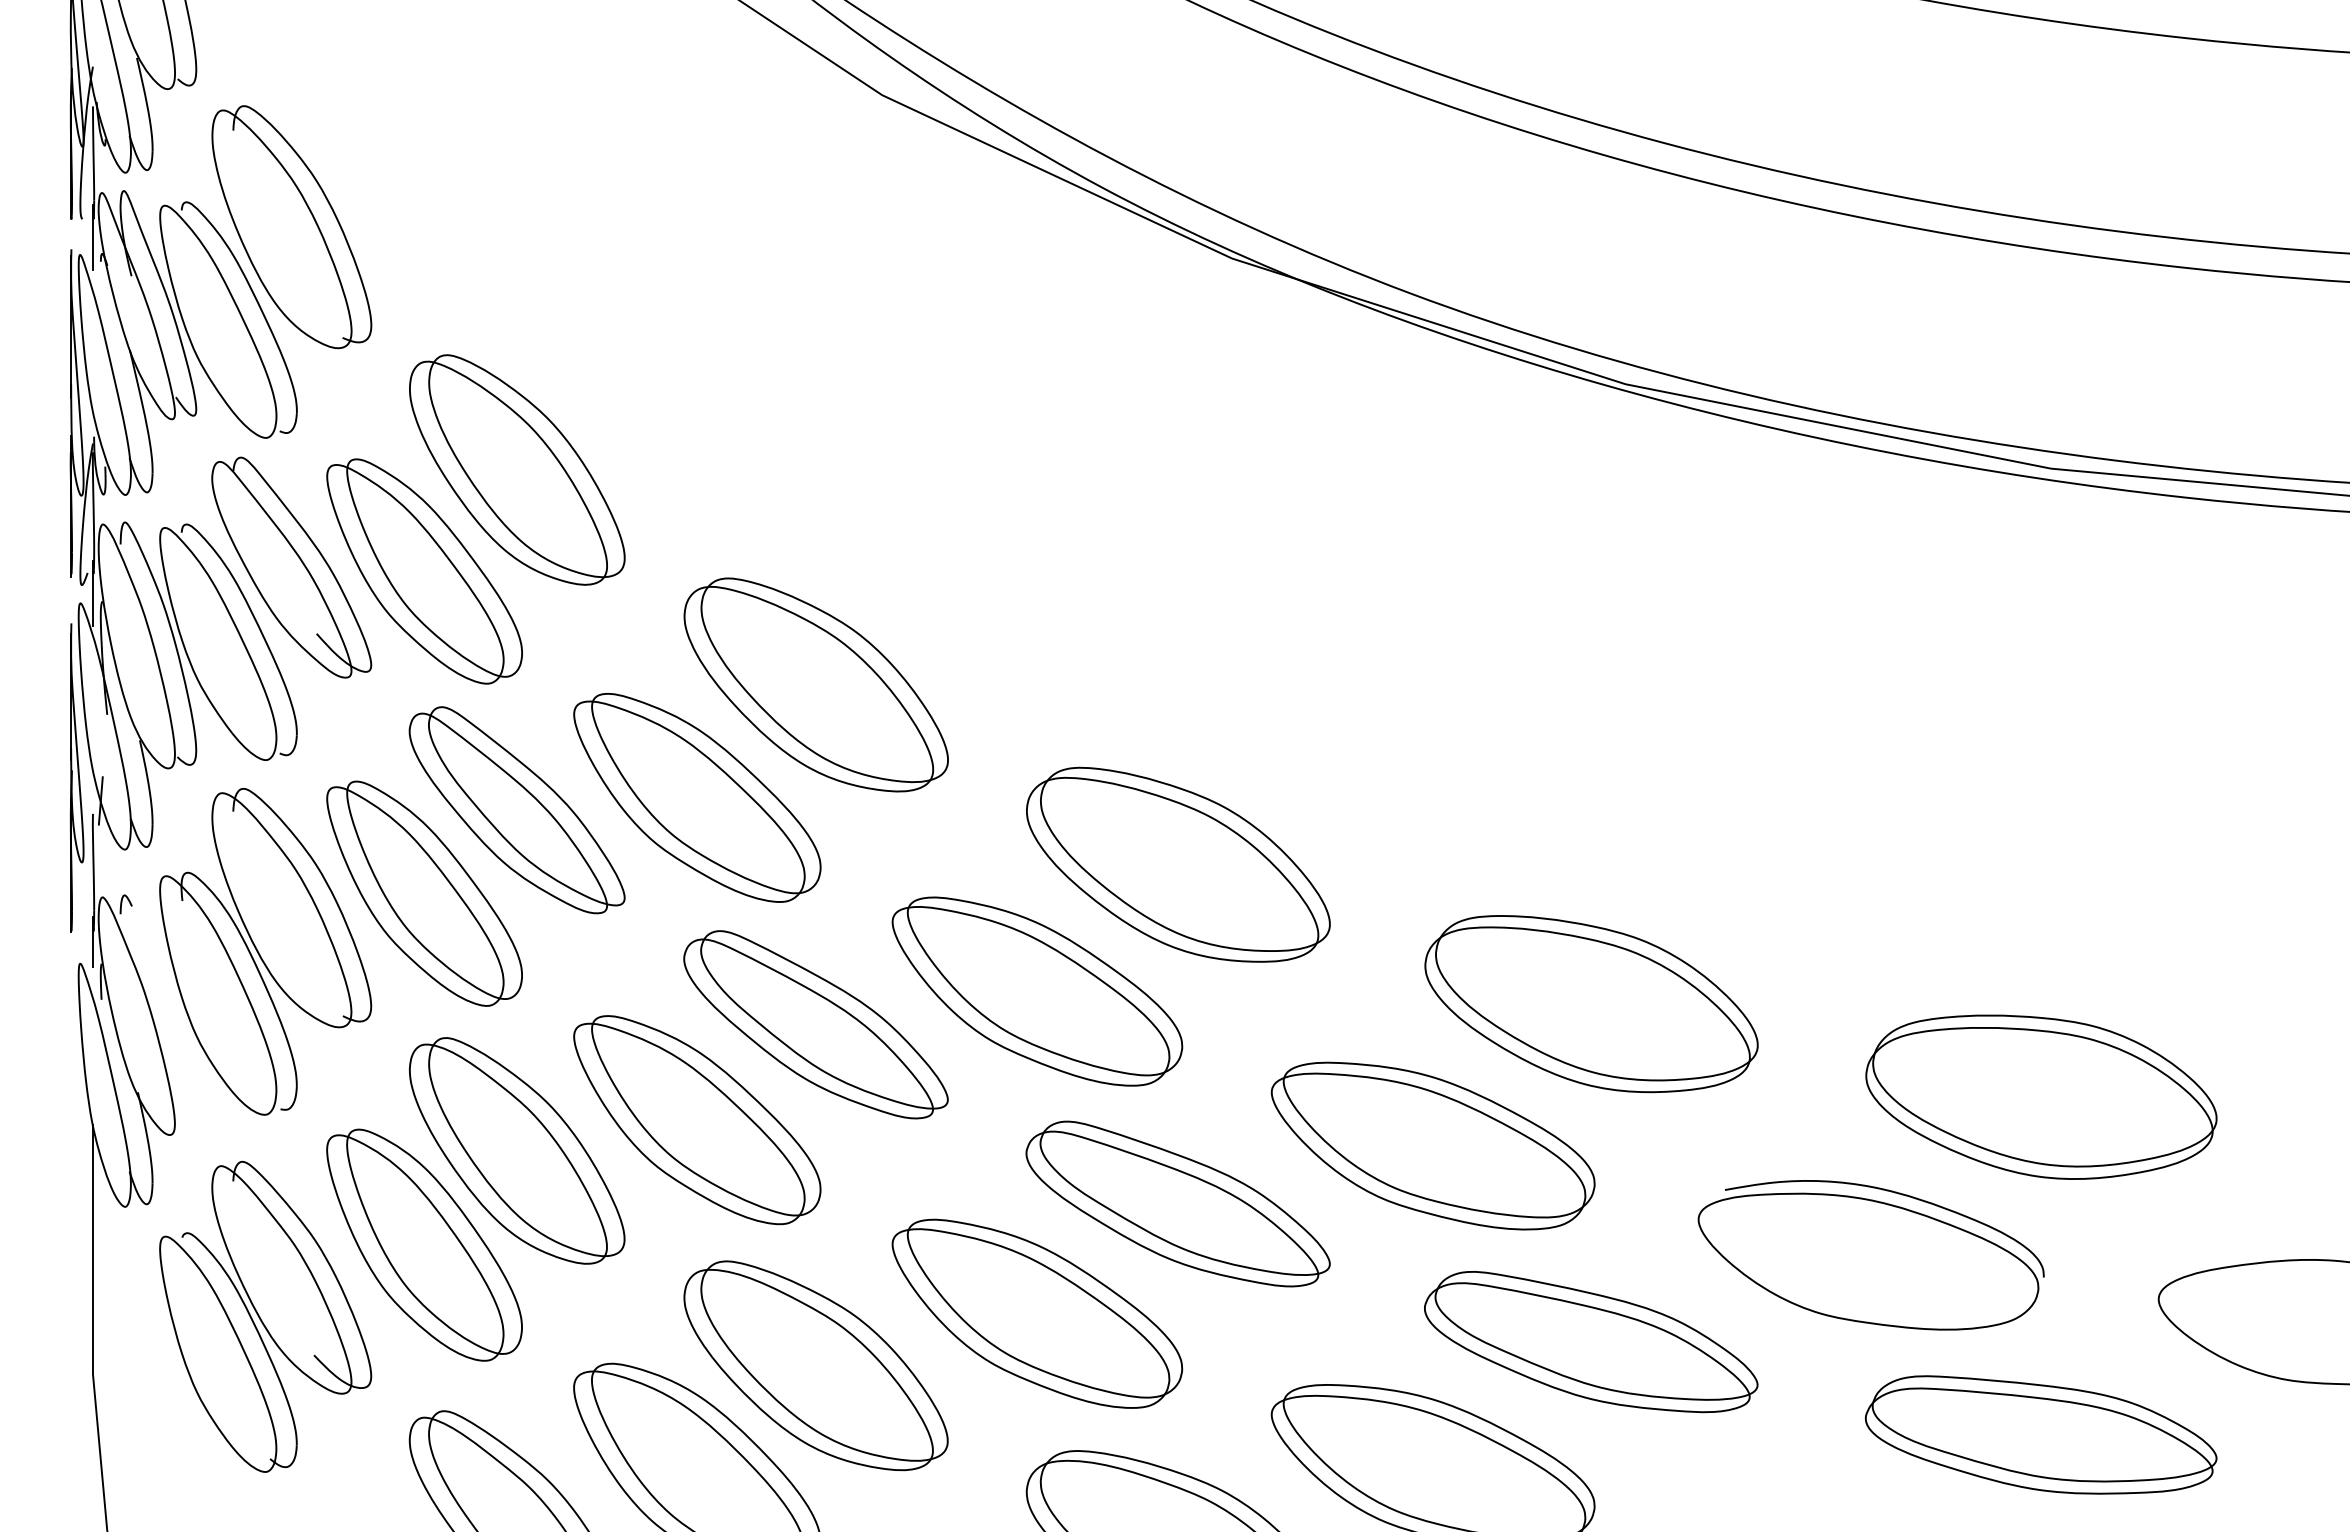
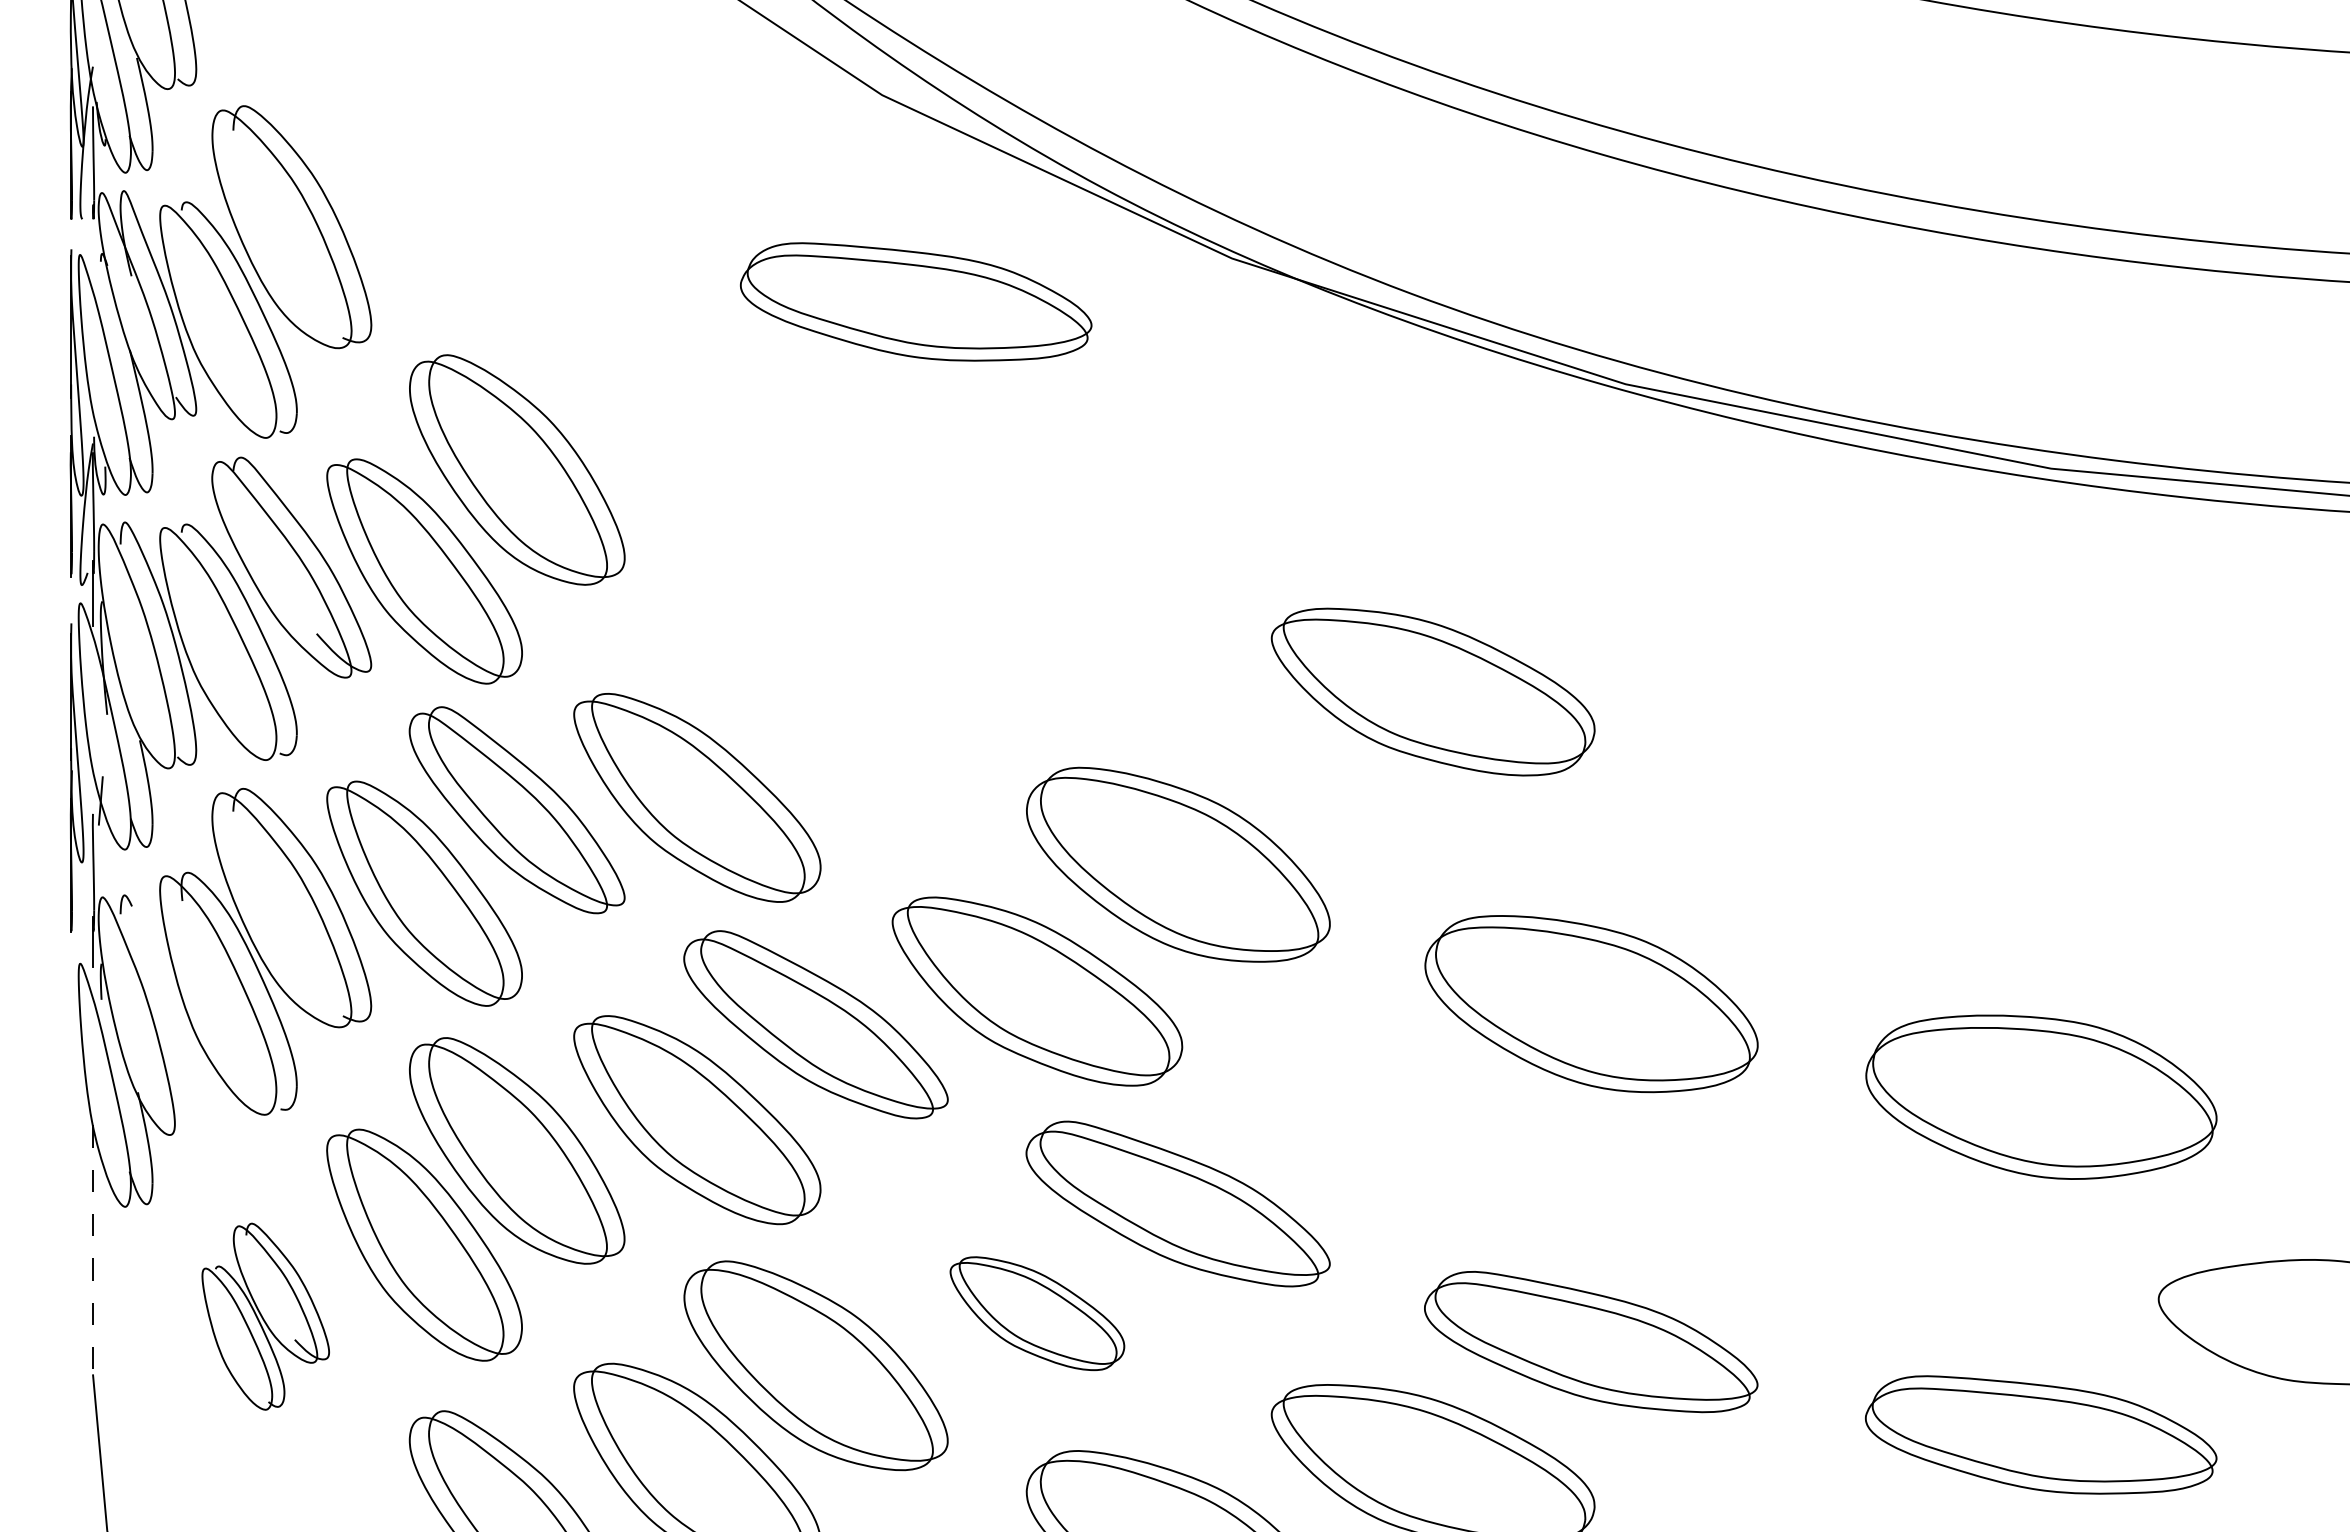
line: present -> none (92, 236)
part: none -> present (916, 301)
part: present -> none (815, 684)
part position: (1432, 1145) -> (1432, 691) (1432, 691)
line: solid -> dashed (92, 1250)
part: present -> none (1870, 1255)
part size: 293x191 px -> 177x116 px (1037, 1313)
part size: 214x313 px -> 129x189 px (265, 1316)
